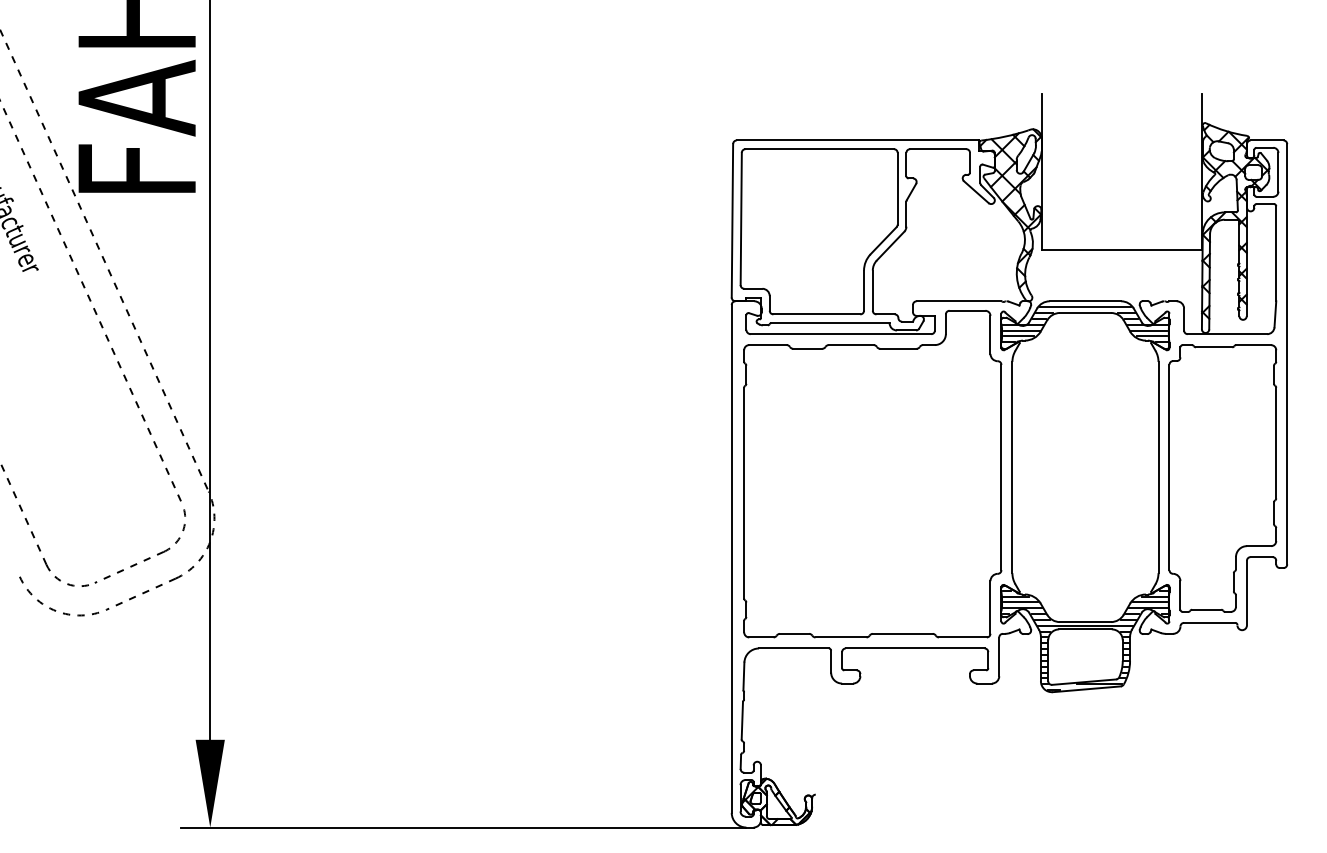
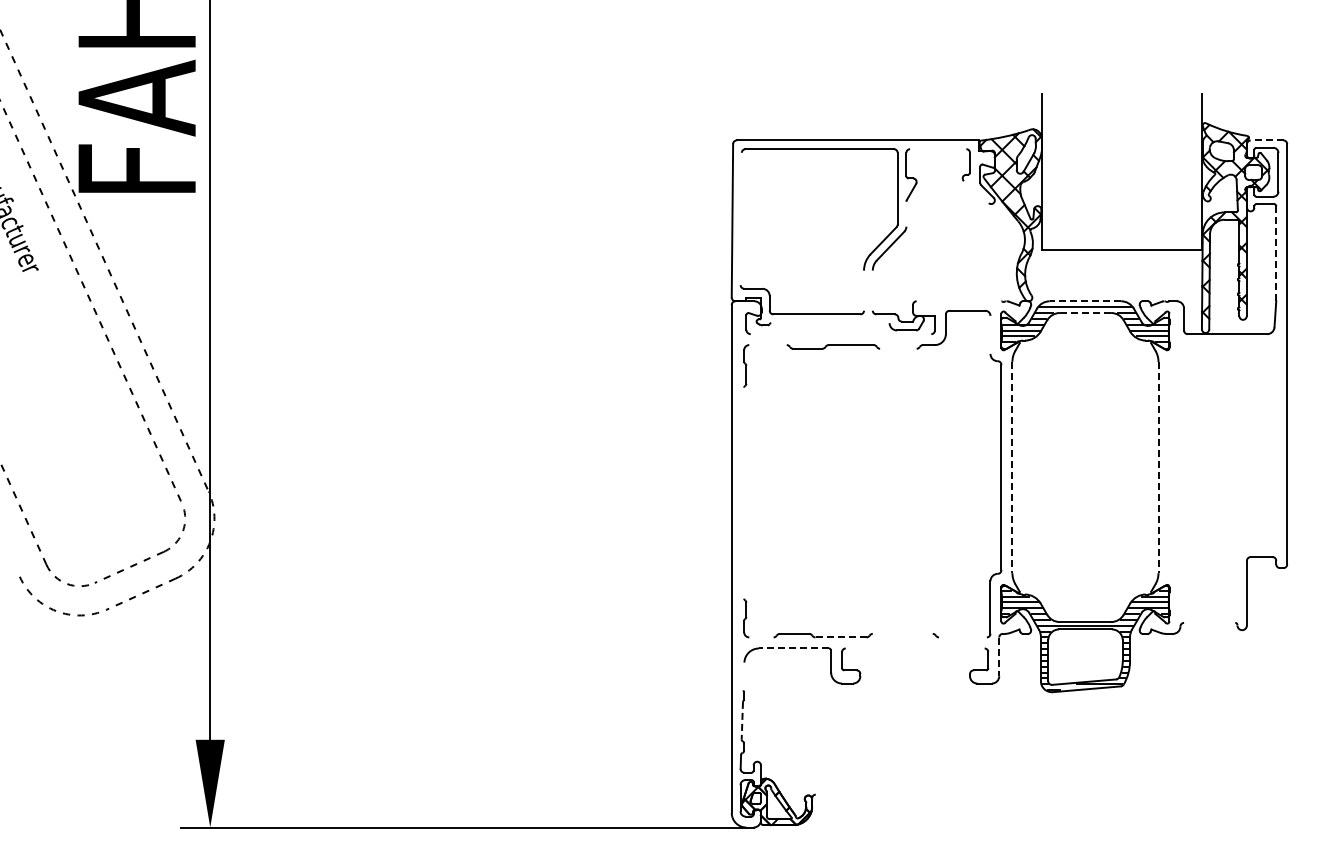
line: solid -> dashed (1266, 140)
line: present -> none (938, 149)
line: present -> none (975, 192)
line: present -> none (906, 213)
line: present -> none (740, 218)
line: solid -> dashed (1276, 253)
line: present -> none (864, 290)
line: present -> none (872, 290)
line: present -> none (958, 301)
line: solid -> dashed (1085, 301)
line: solid -> dashed (1085, 312)
line: present -> none (830, 323)
line: present -> none (840, 334)
line: present -> none (990, 334)
line: present -> none (767, 345)
line: present -> none (898, 348)
line: solid -> dashed (1012, 467)
line: solid -> dashed (1158, 467)
part: present -> none (1222, 478)
line: present -> none (744, 492)
line: present -> none (1209, 622)
line: present -> none (902, 633)
line: present -> none (761, 637)
line: solid -> dashed (841, 637)
line: present -> none (962, 637)
line: solid -> dashed (793, 648)
line: present -> none (914, 648)
line: solid -> dashed (999, 657)
line: present -> none (743, 676)
line: solid -> dashed (742, 720)
